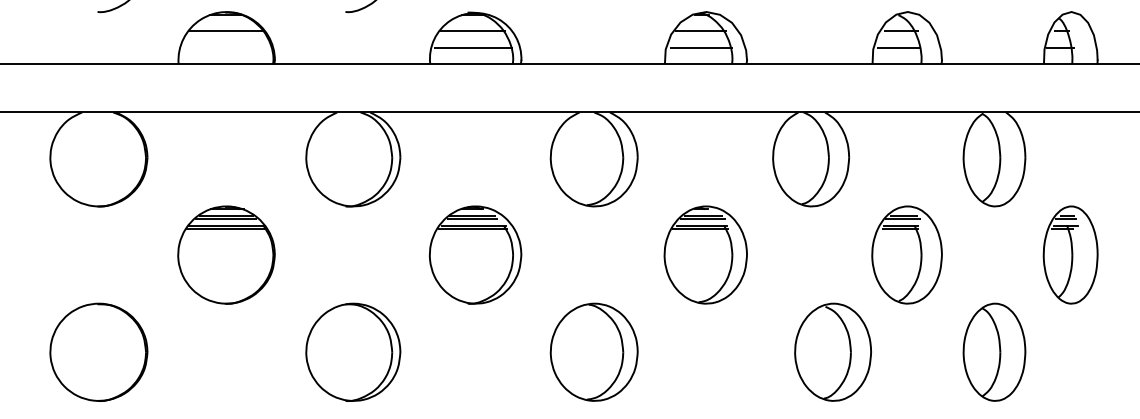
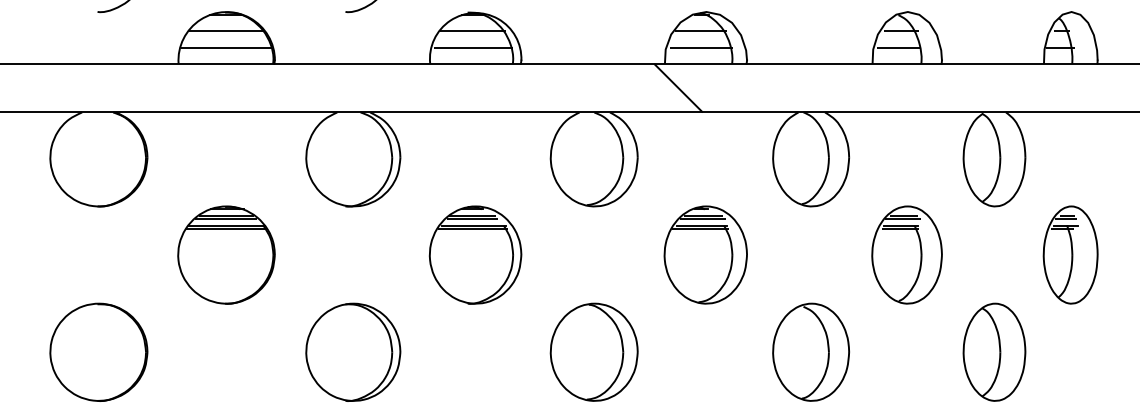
line: none -> present (226, 47)
hatch: none -> present (678, 87)
part position: (832, 351) -> (810, 351) (810, 351)
